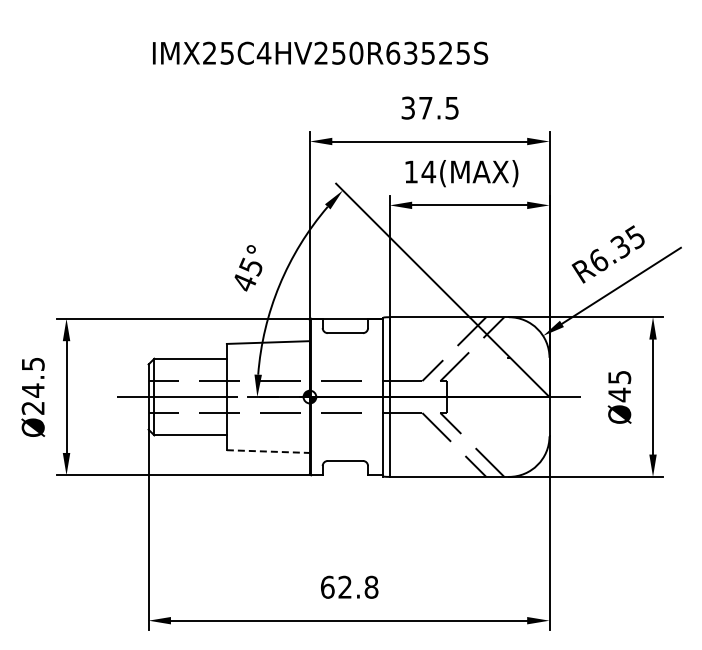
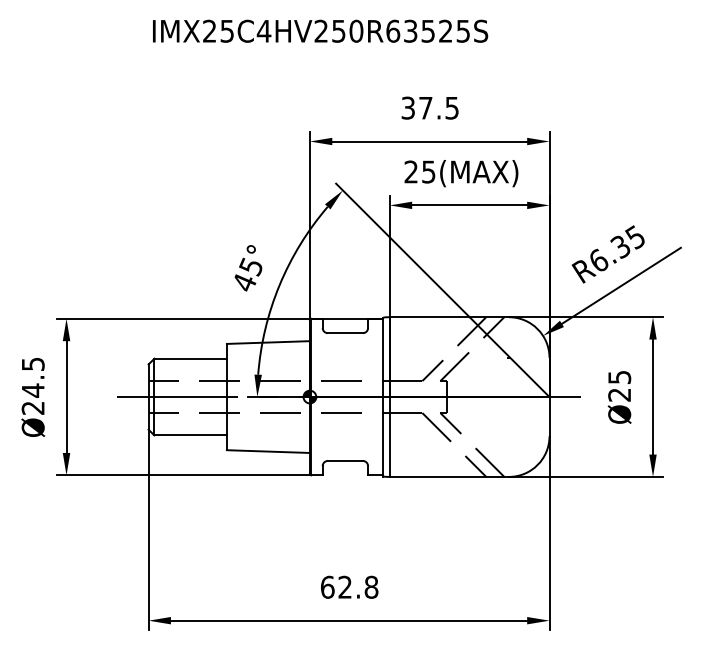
text position: (320, 52) -> (320, 30) (320, 30)
text: 14(MAX) -> 25(MAX) (420, 171)
text: Ø45 -> Ø25 (619, 394)
line: dashed -> solid (268, 451)
